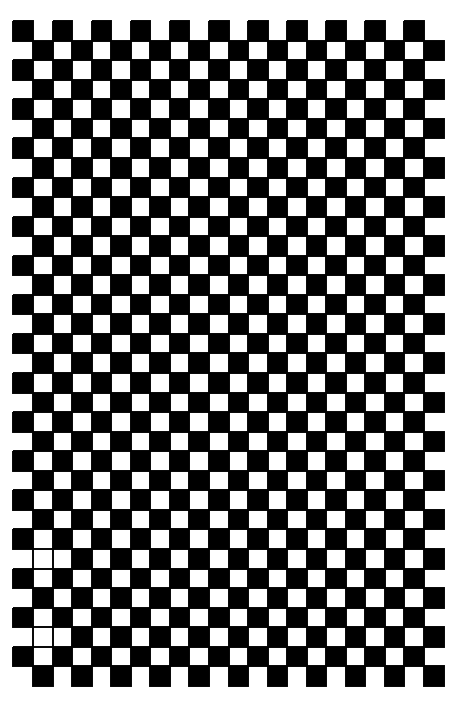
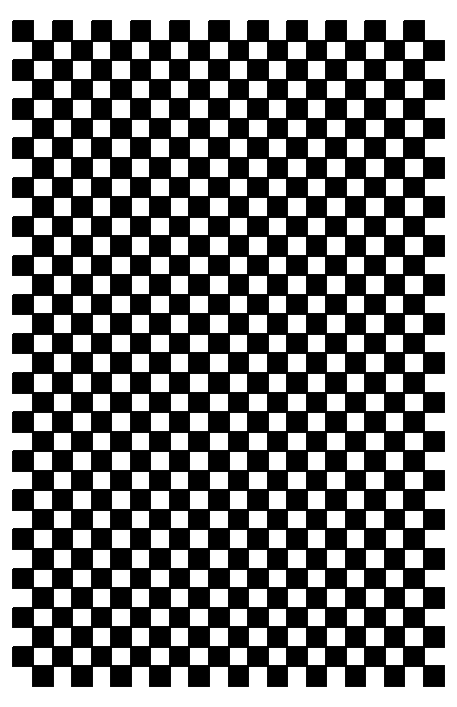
fill: none -> present (42, 558)
fill: none -> present (42, 636)
